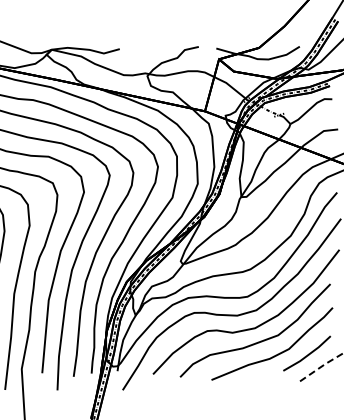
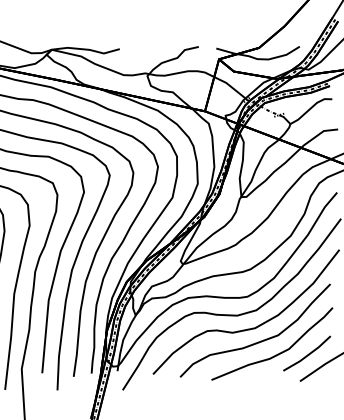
line: dashed -> solid (321, 366)
